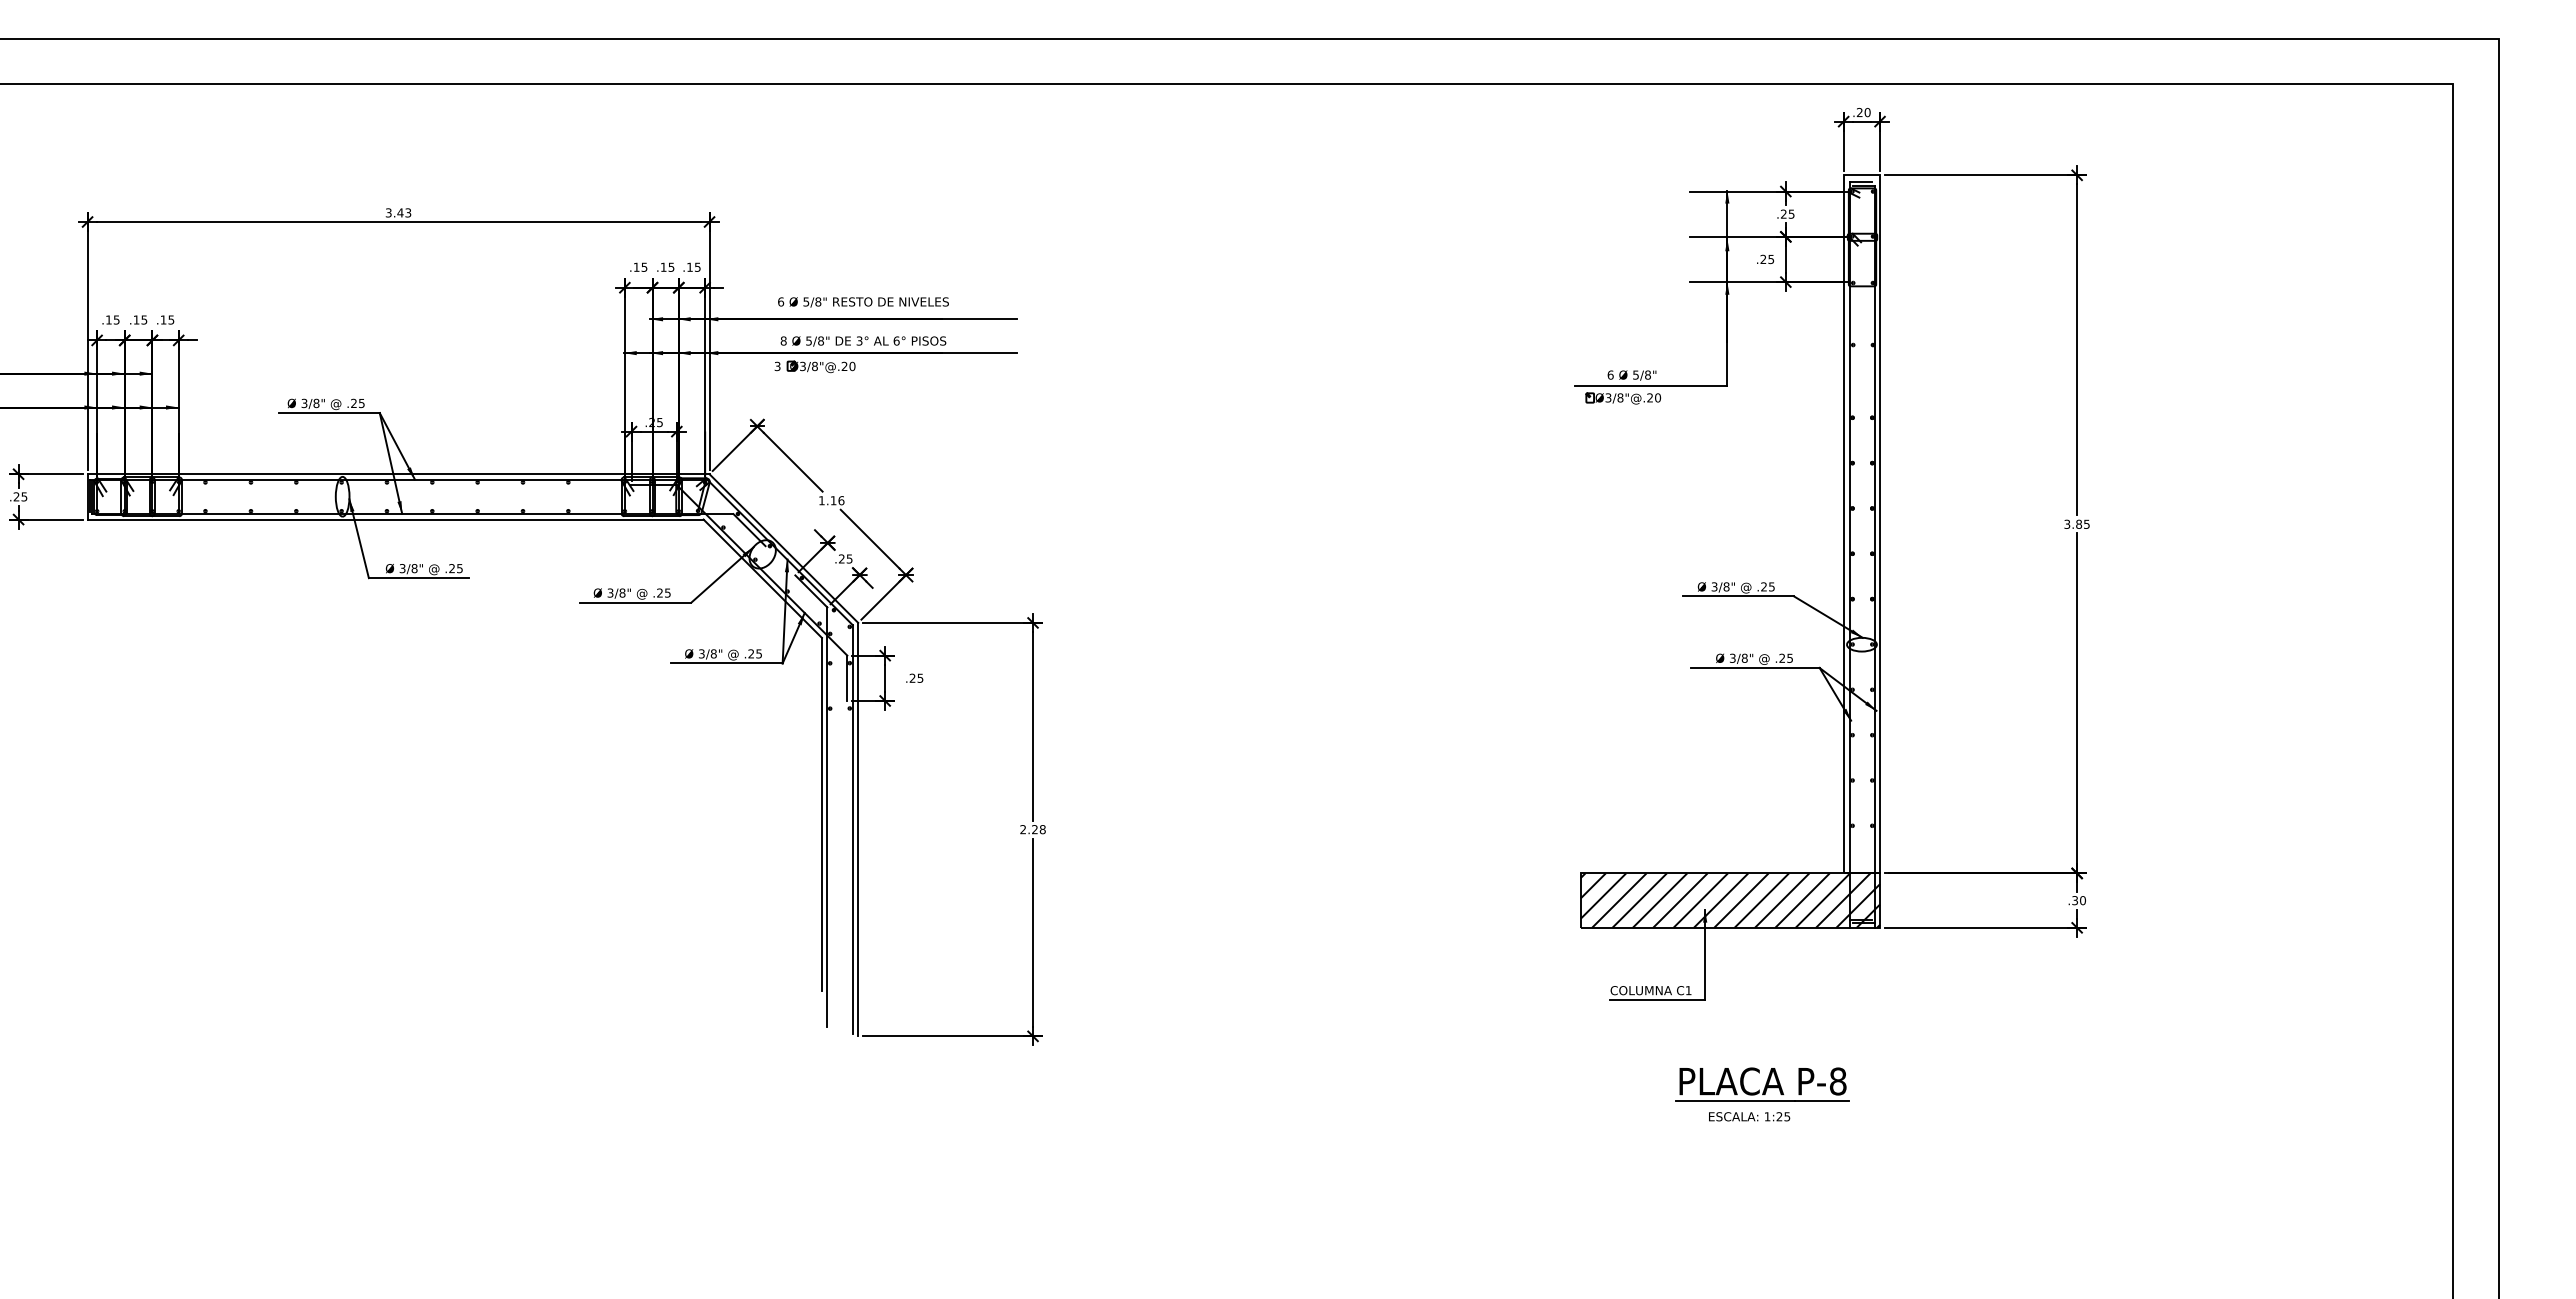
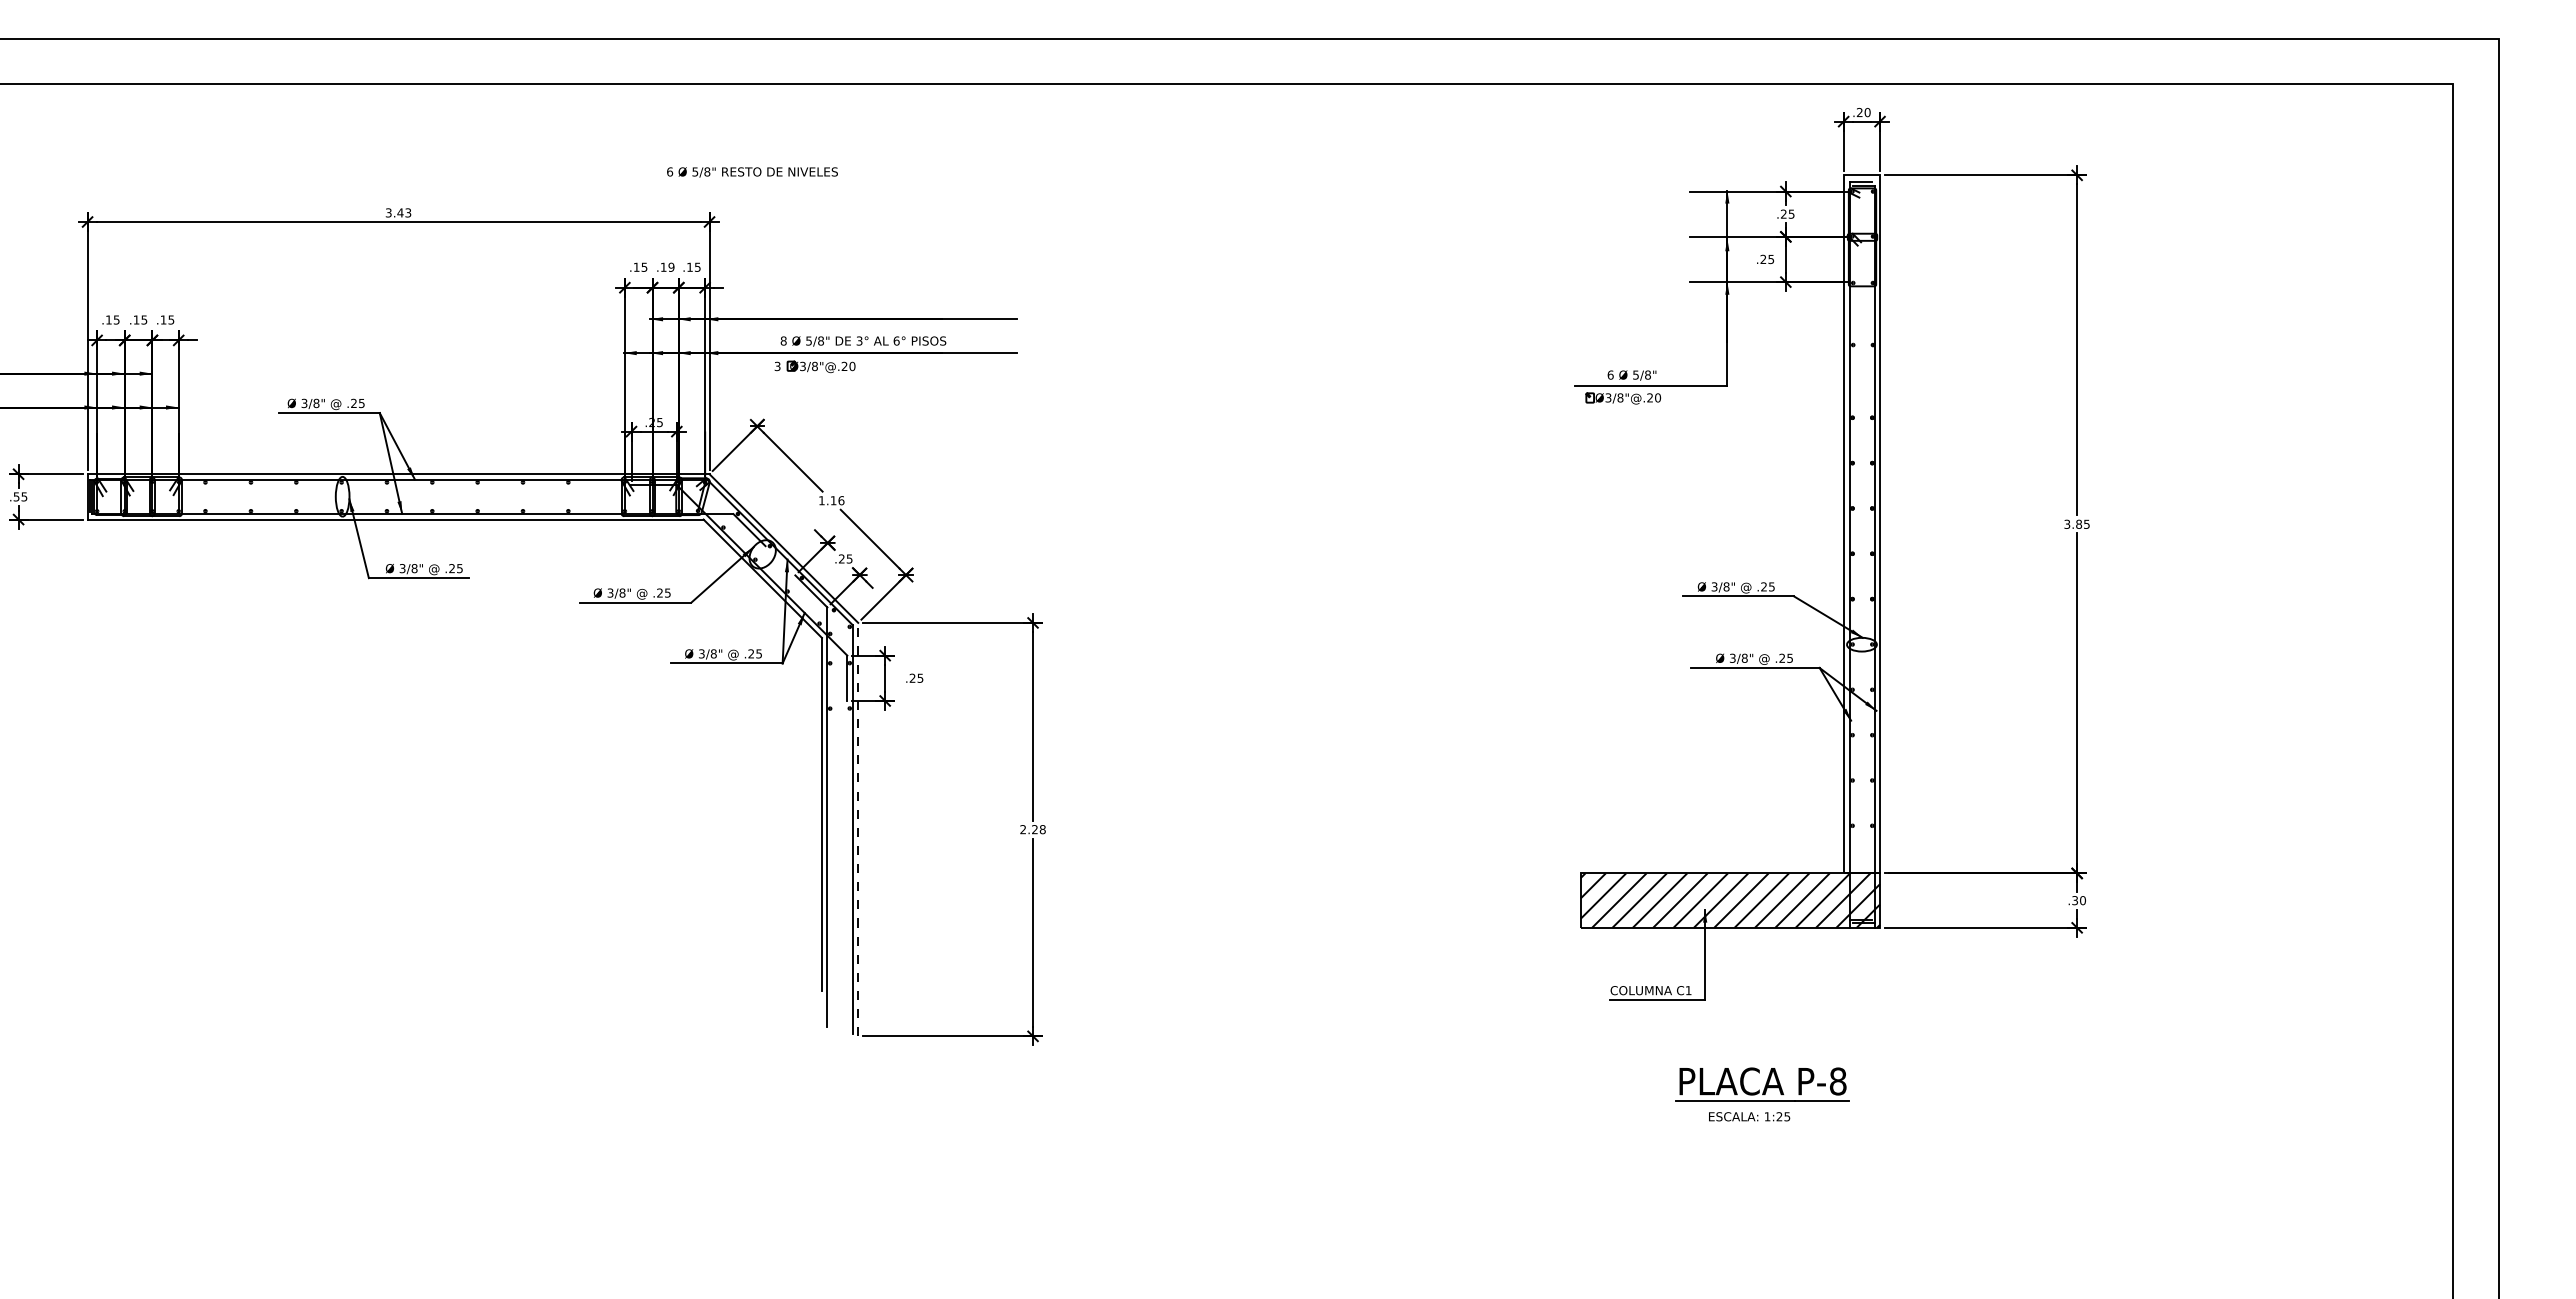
text: .15 -> .19 (671, 266)
text position: (863, 302) -> (752, 172) (752, 172)
text: .25 -> .55 (16, 496)
line: solid -> dashed (858, 829)
